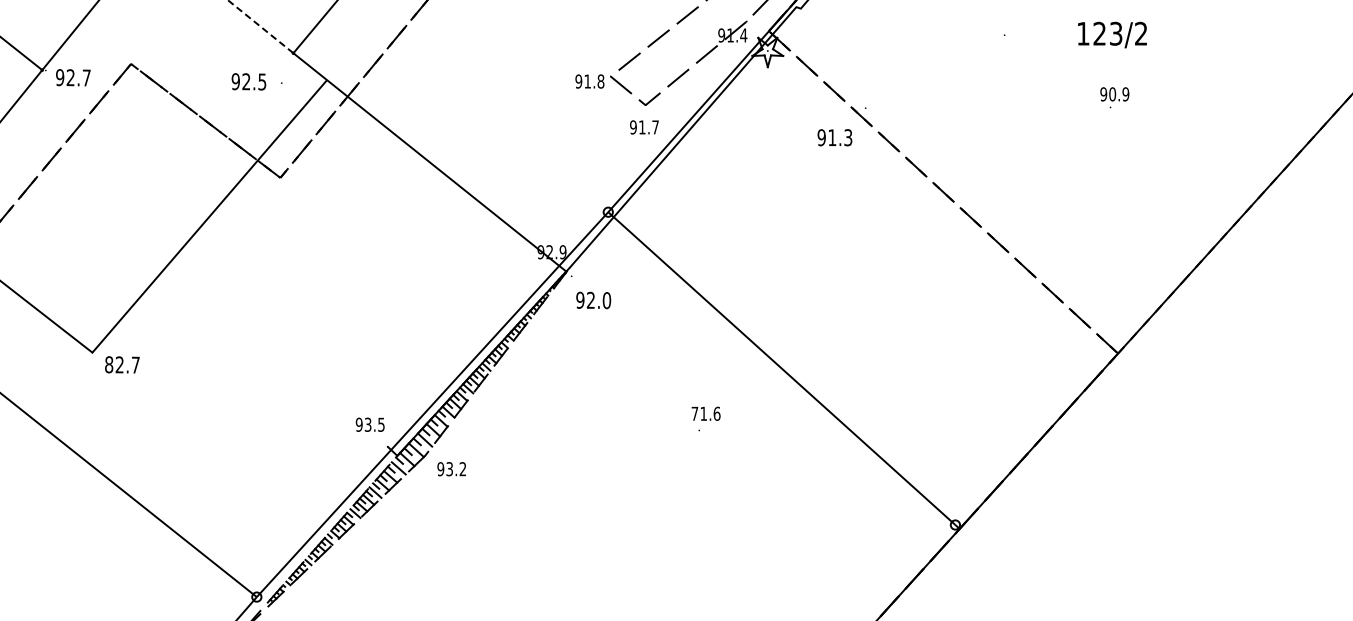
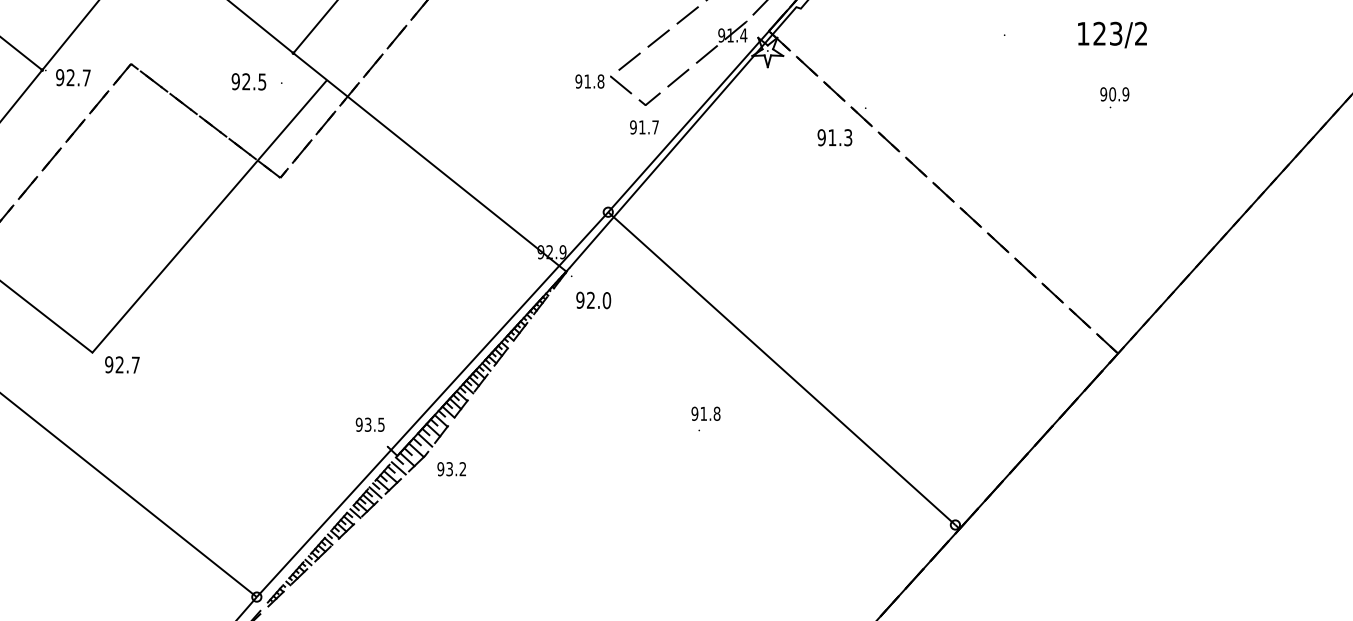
line: dashed -> solid (260, 26)
text: 82.7 -> 92.7 (109, 364)
text: 71.6 -> 91.8 (705, 413)
